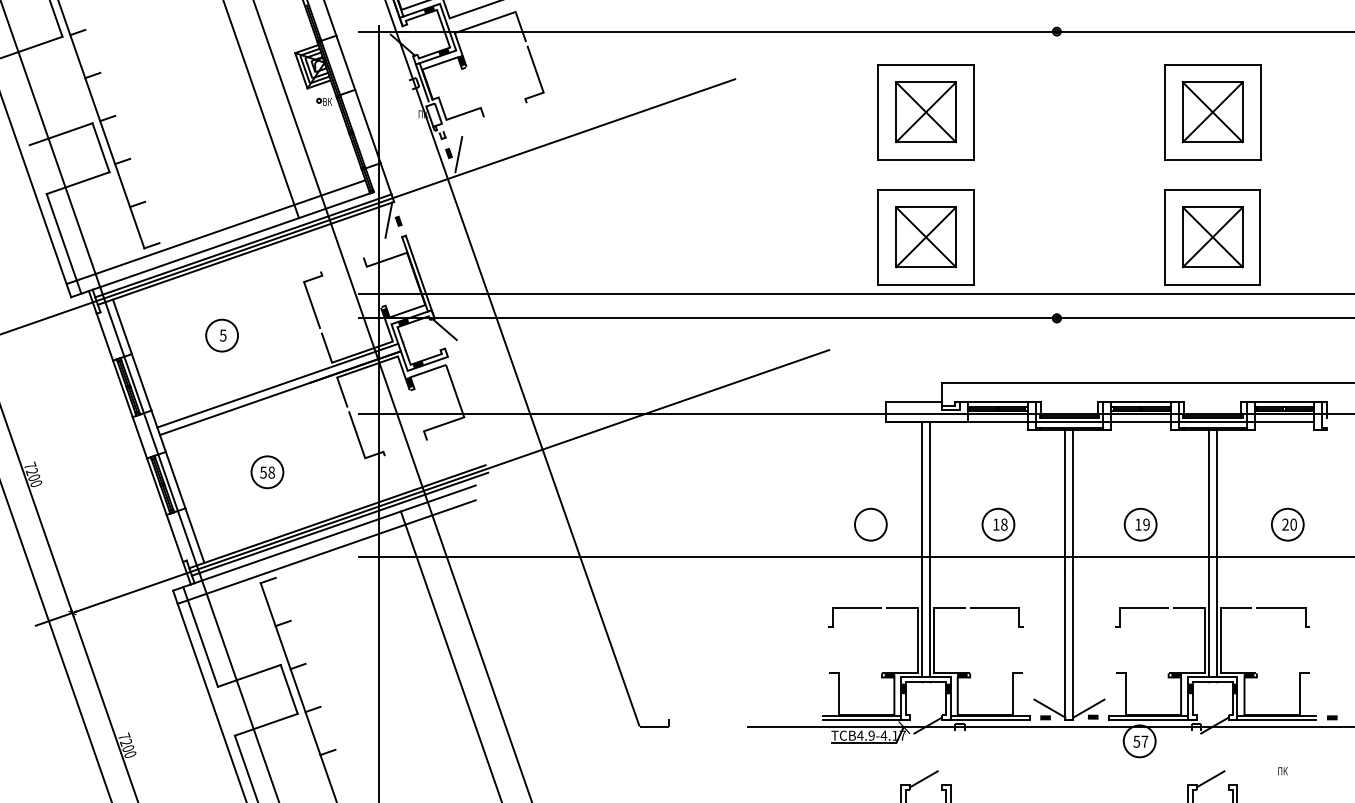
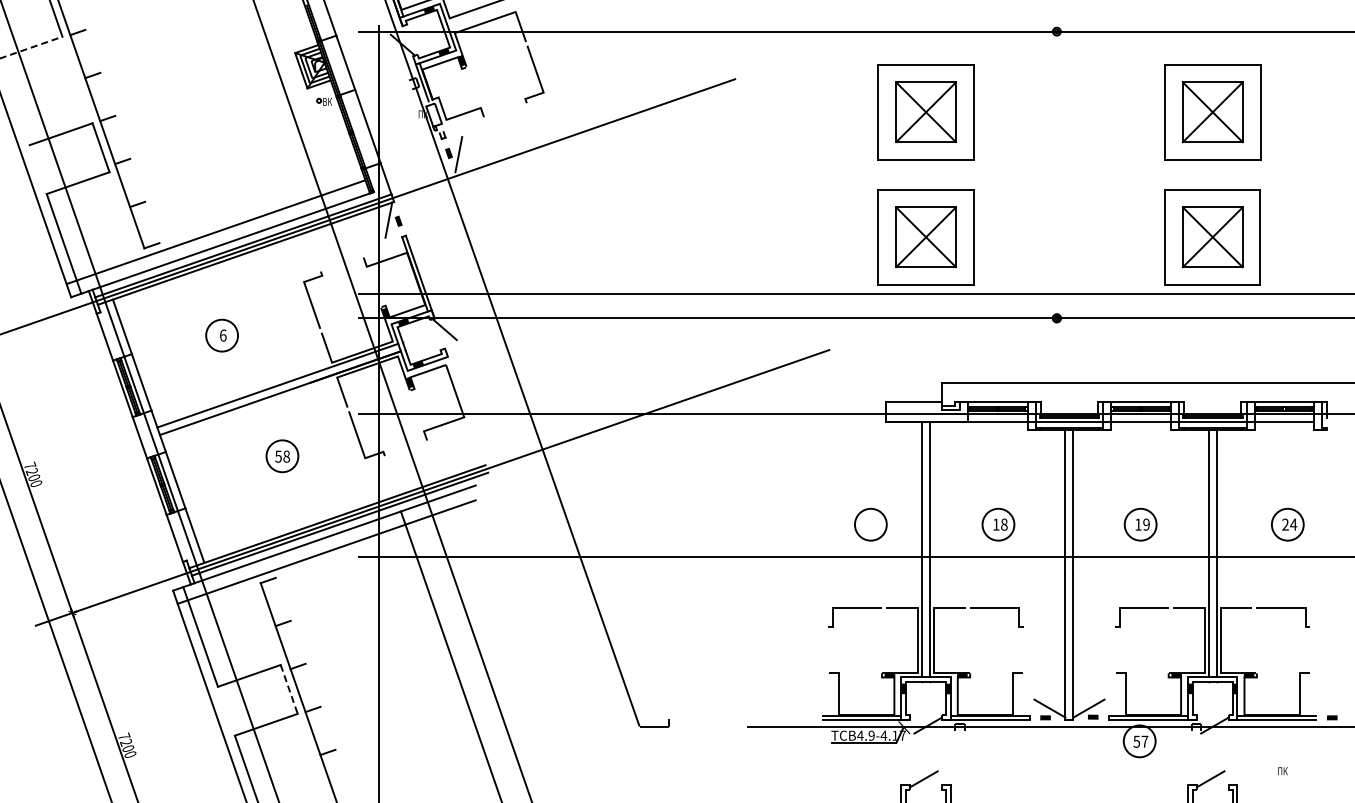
line: solid -> dashed (31, 47)
line: present -> none (261, 110)
text: 5 -> 6 (222, 335)
part position: (267, 472) -> (282, 456) (282, 456)
text: 20 -> 24 (1293, 524)
line: solid -> dashed (289, 689)
